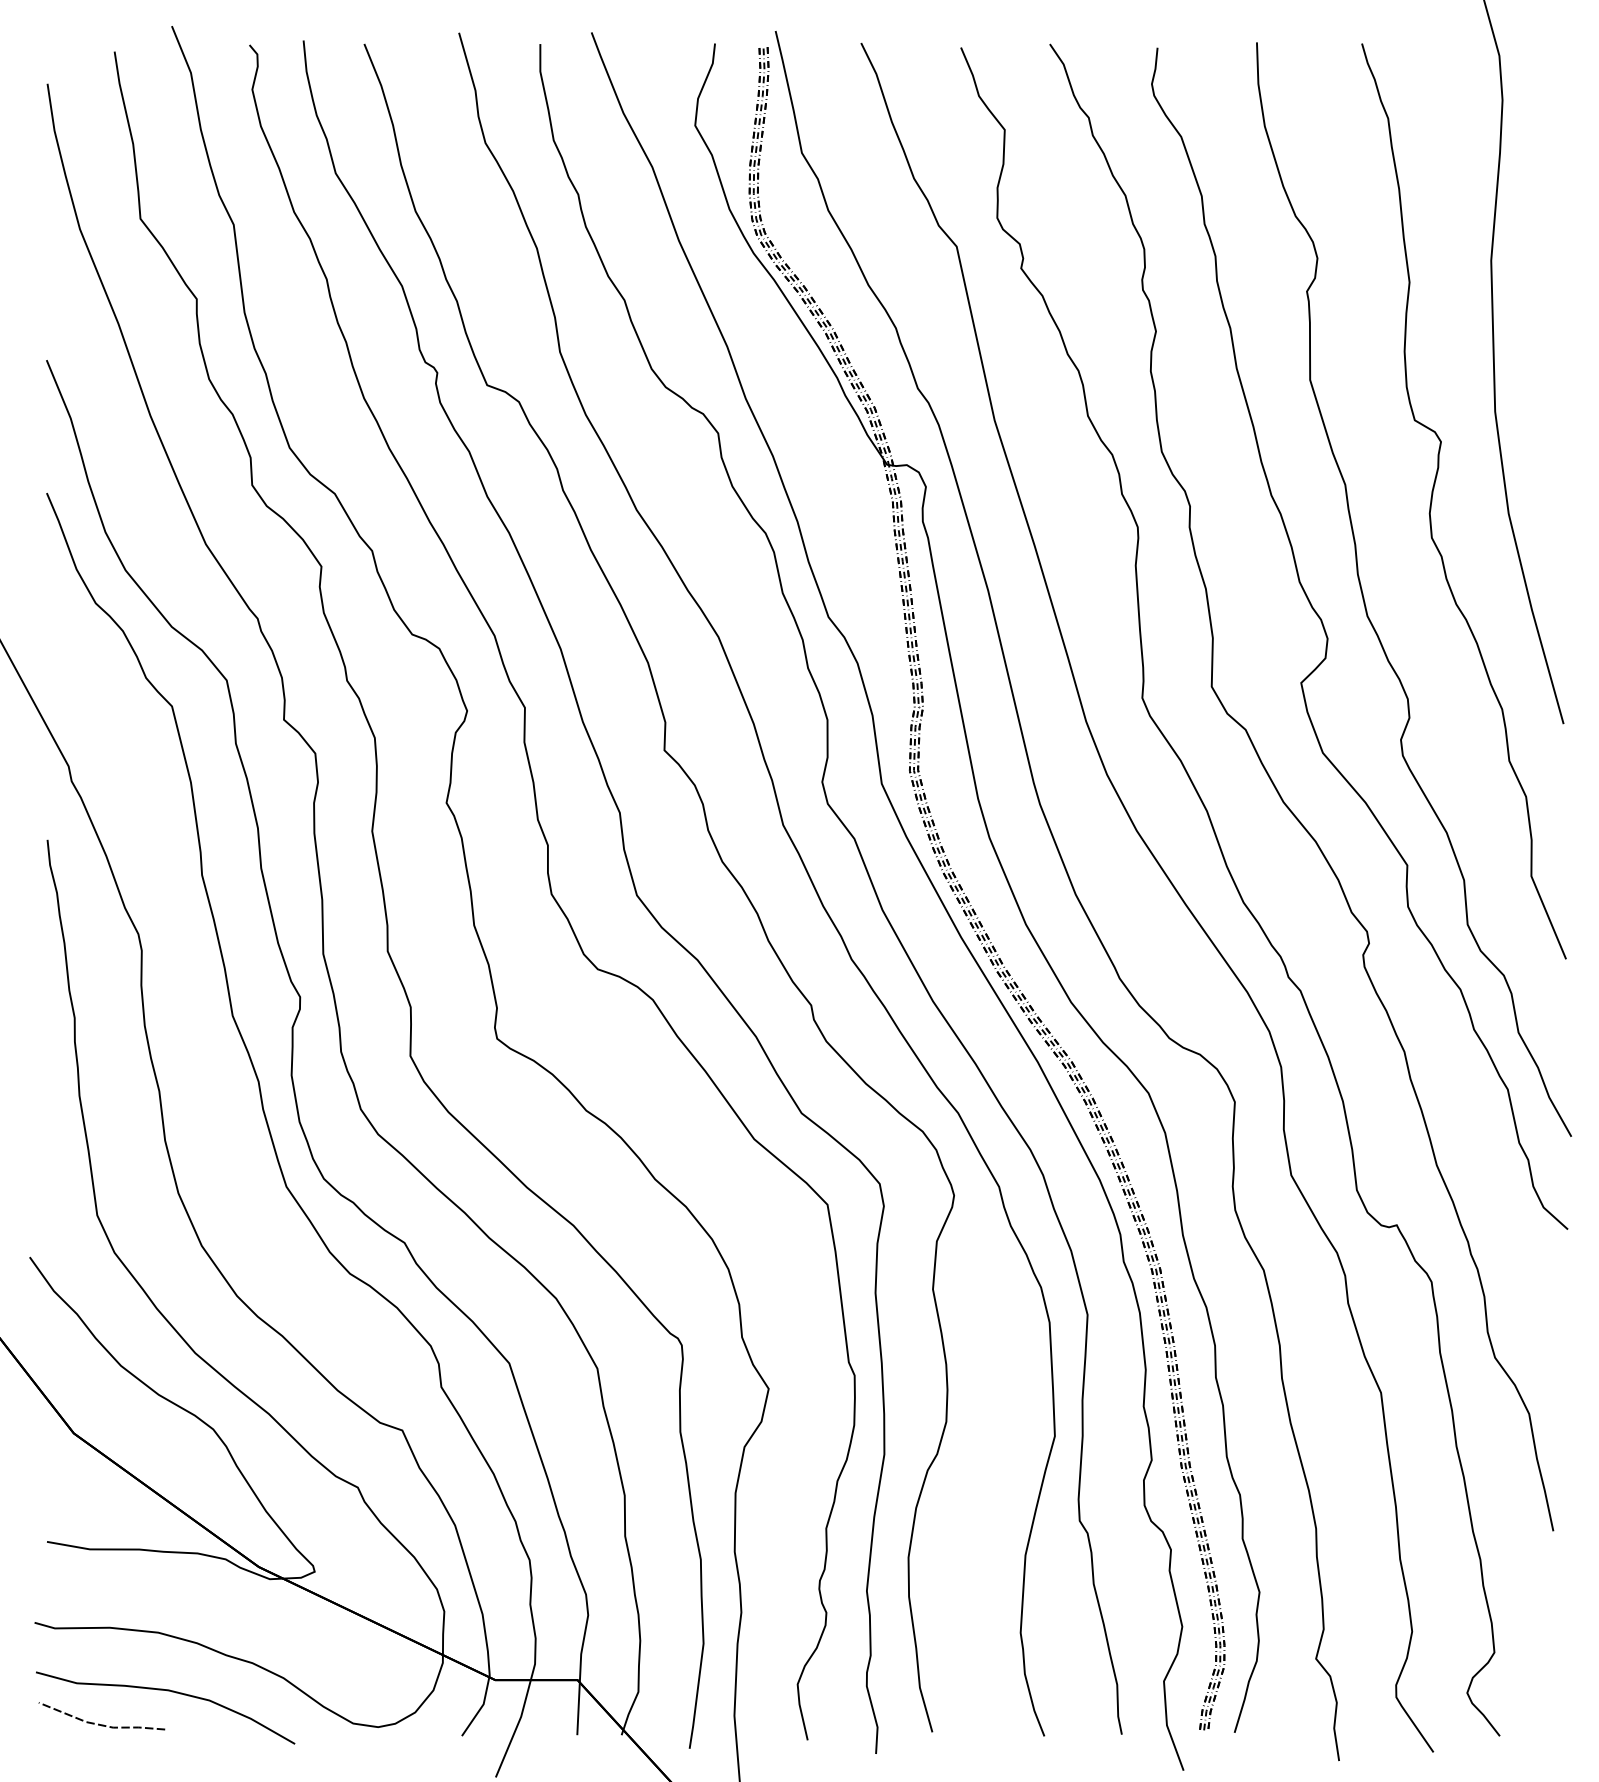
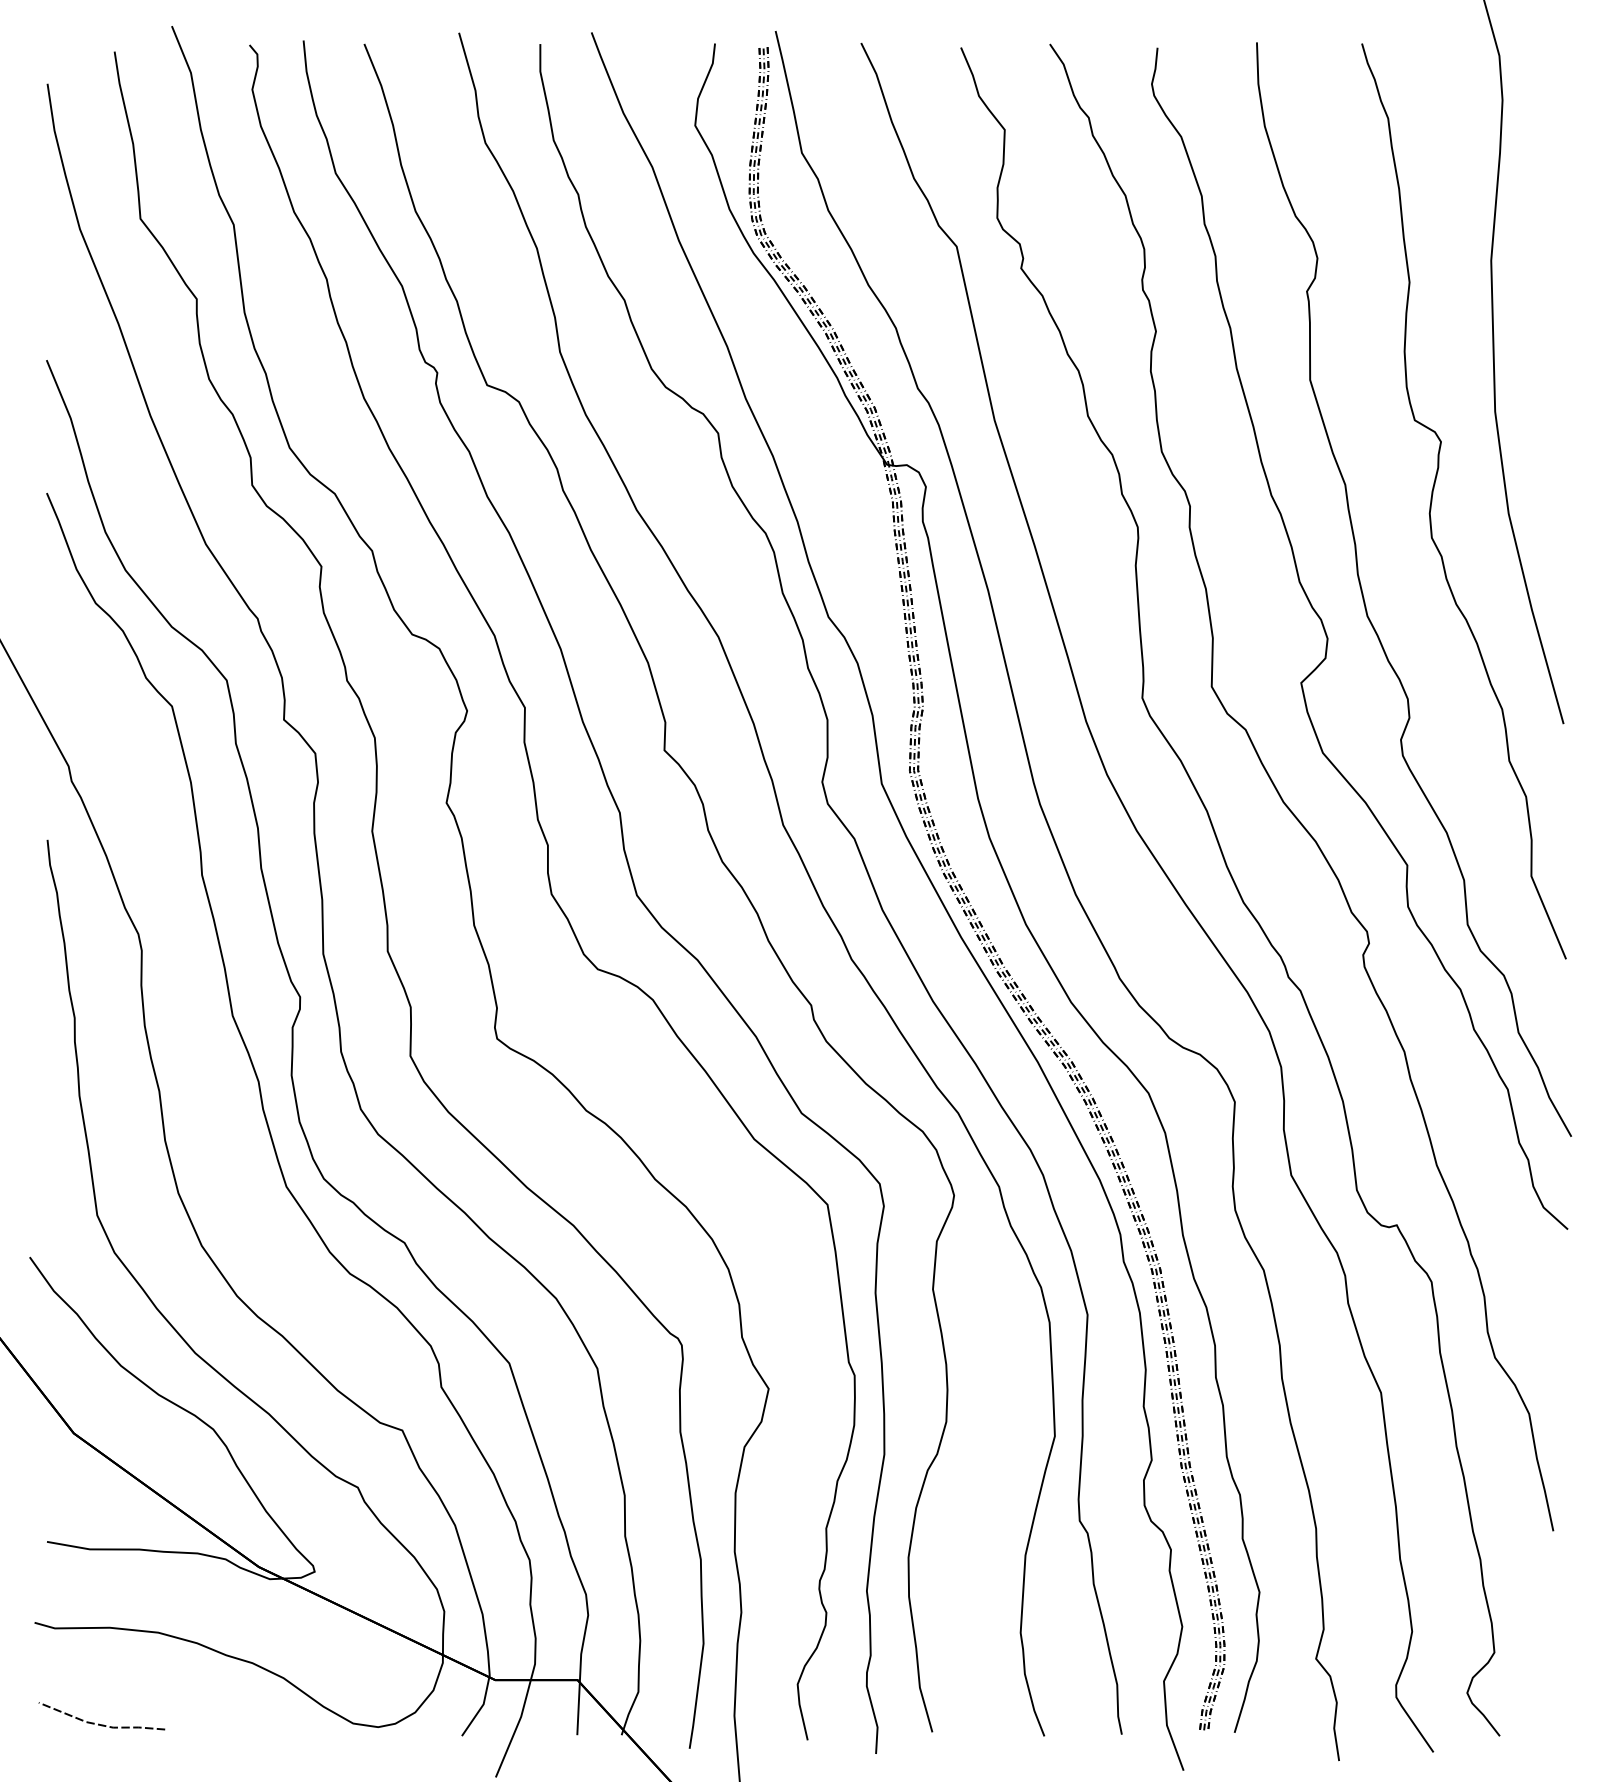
curve: present -> none (167, 1691)
